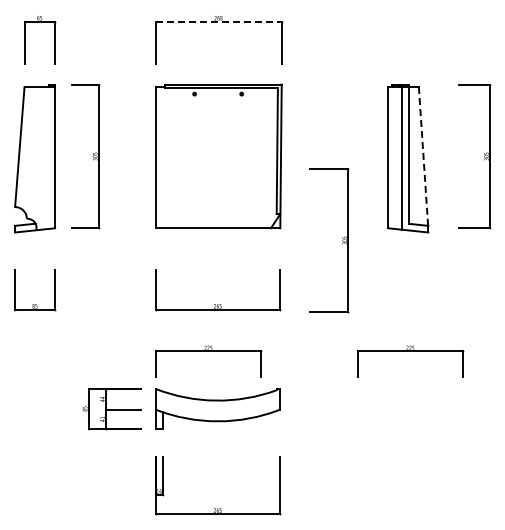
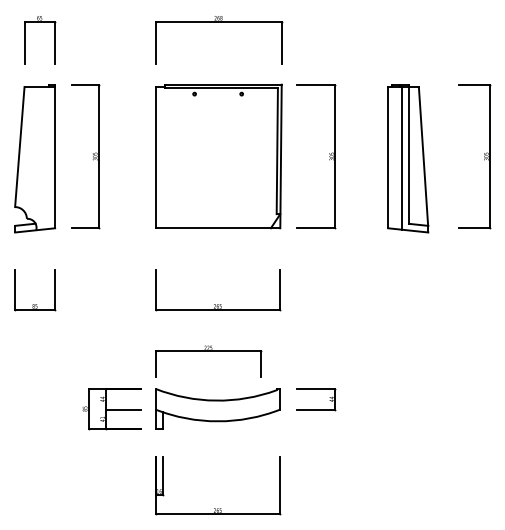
line: dashed -> solid (219, 21)
line: dashed -> solid (423, 156)
part position: (342, 240) -> (329, 156) (329, 156)
part: present -> none (410, 351)
part: none -> present (316, 389)
